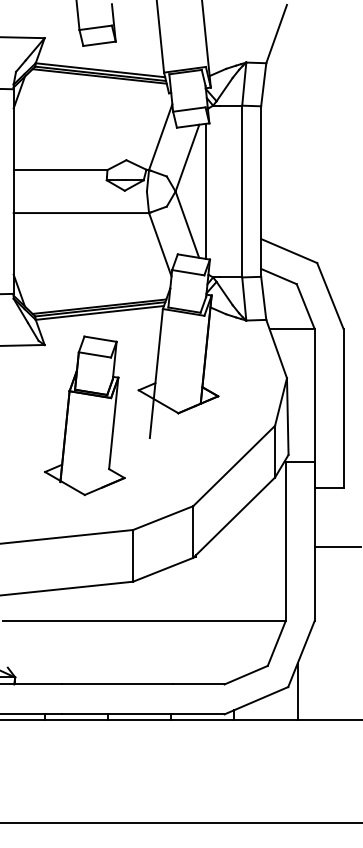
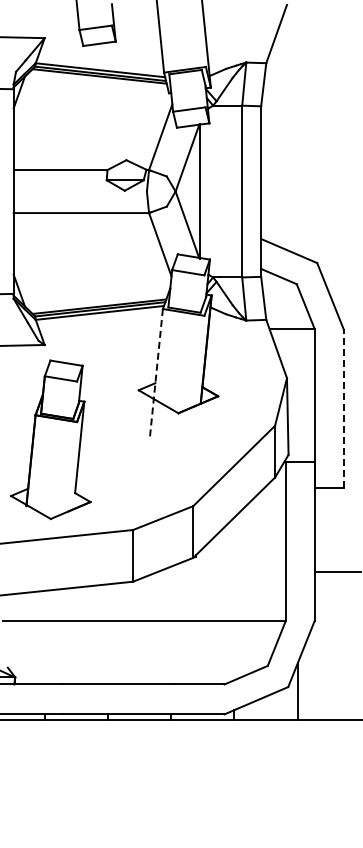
line position: (206, 191) -> (200, 191) (200, 191)
line: solid -> dashed (156, 373)
line: solid -> dashed (343, 408)
part position: (84, 415) -> (50, 439) (50, 439)
line position: (336, 547) -> (336, 572) (336, 572)
line: present -> none (180, 822)
